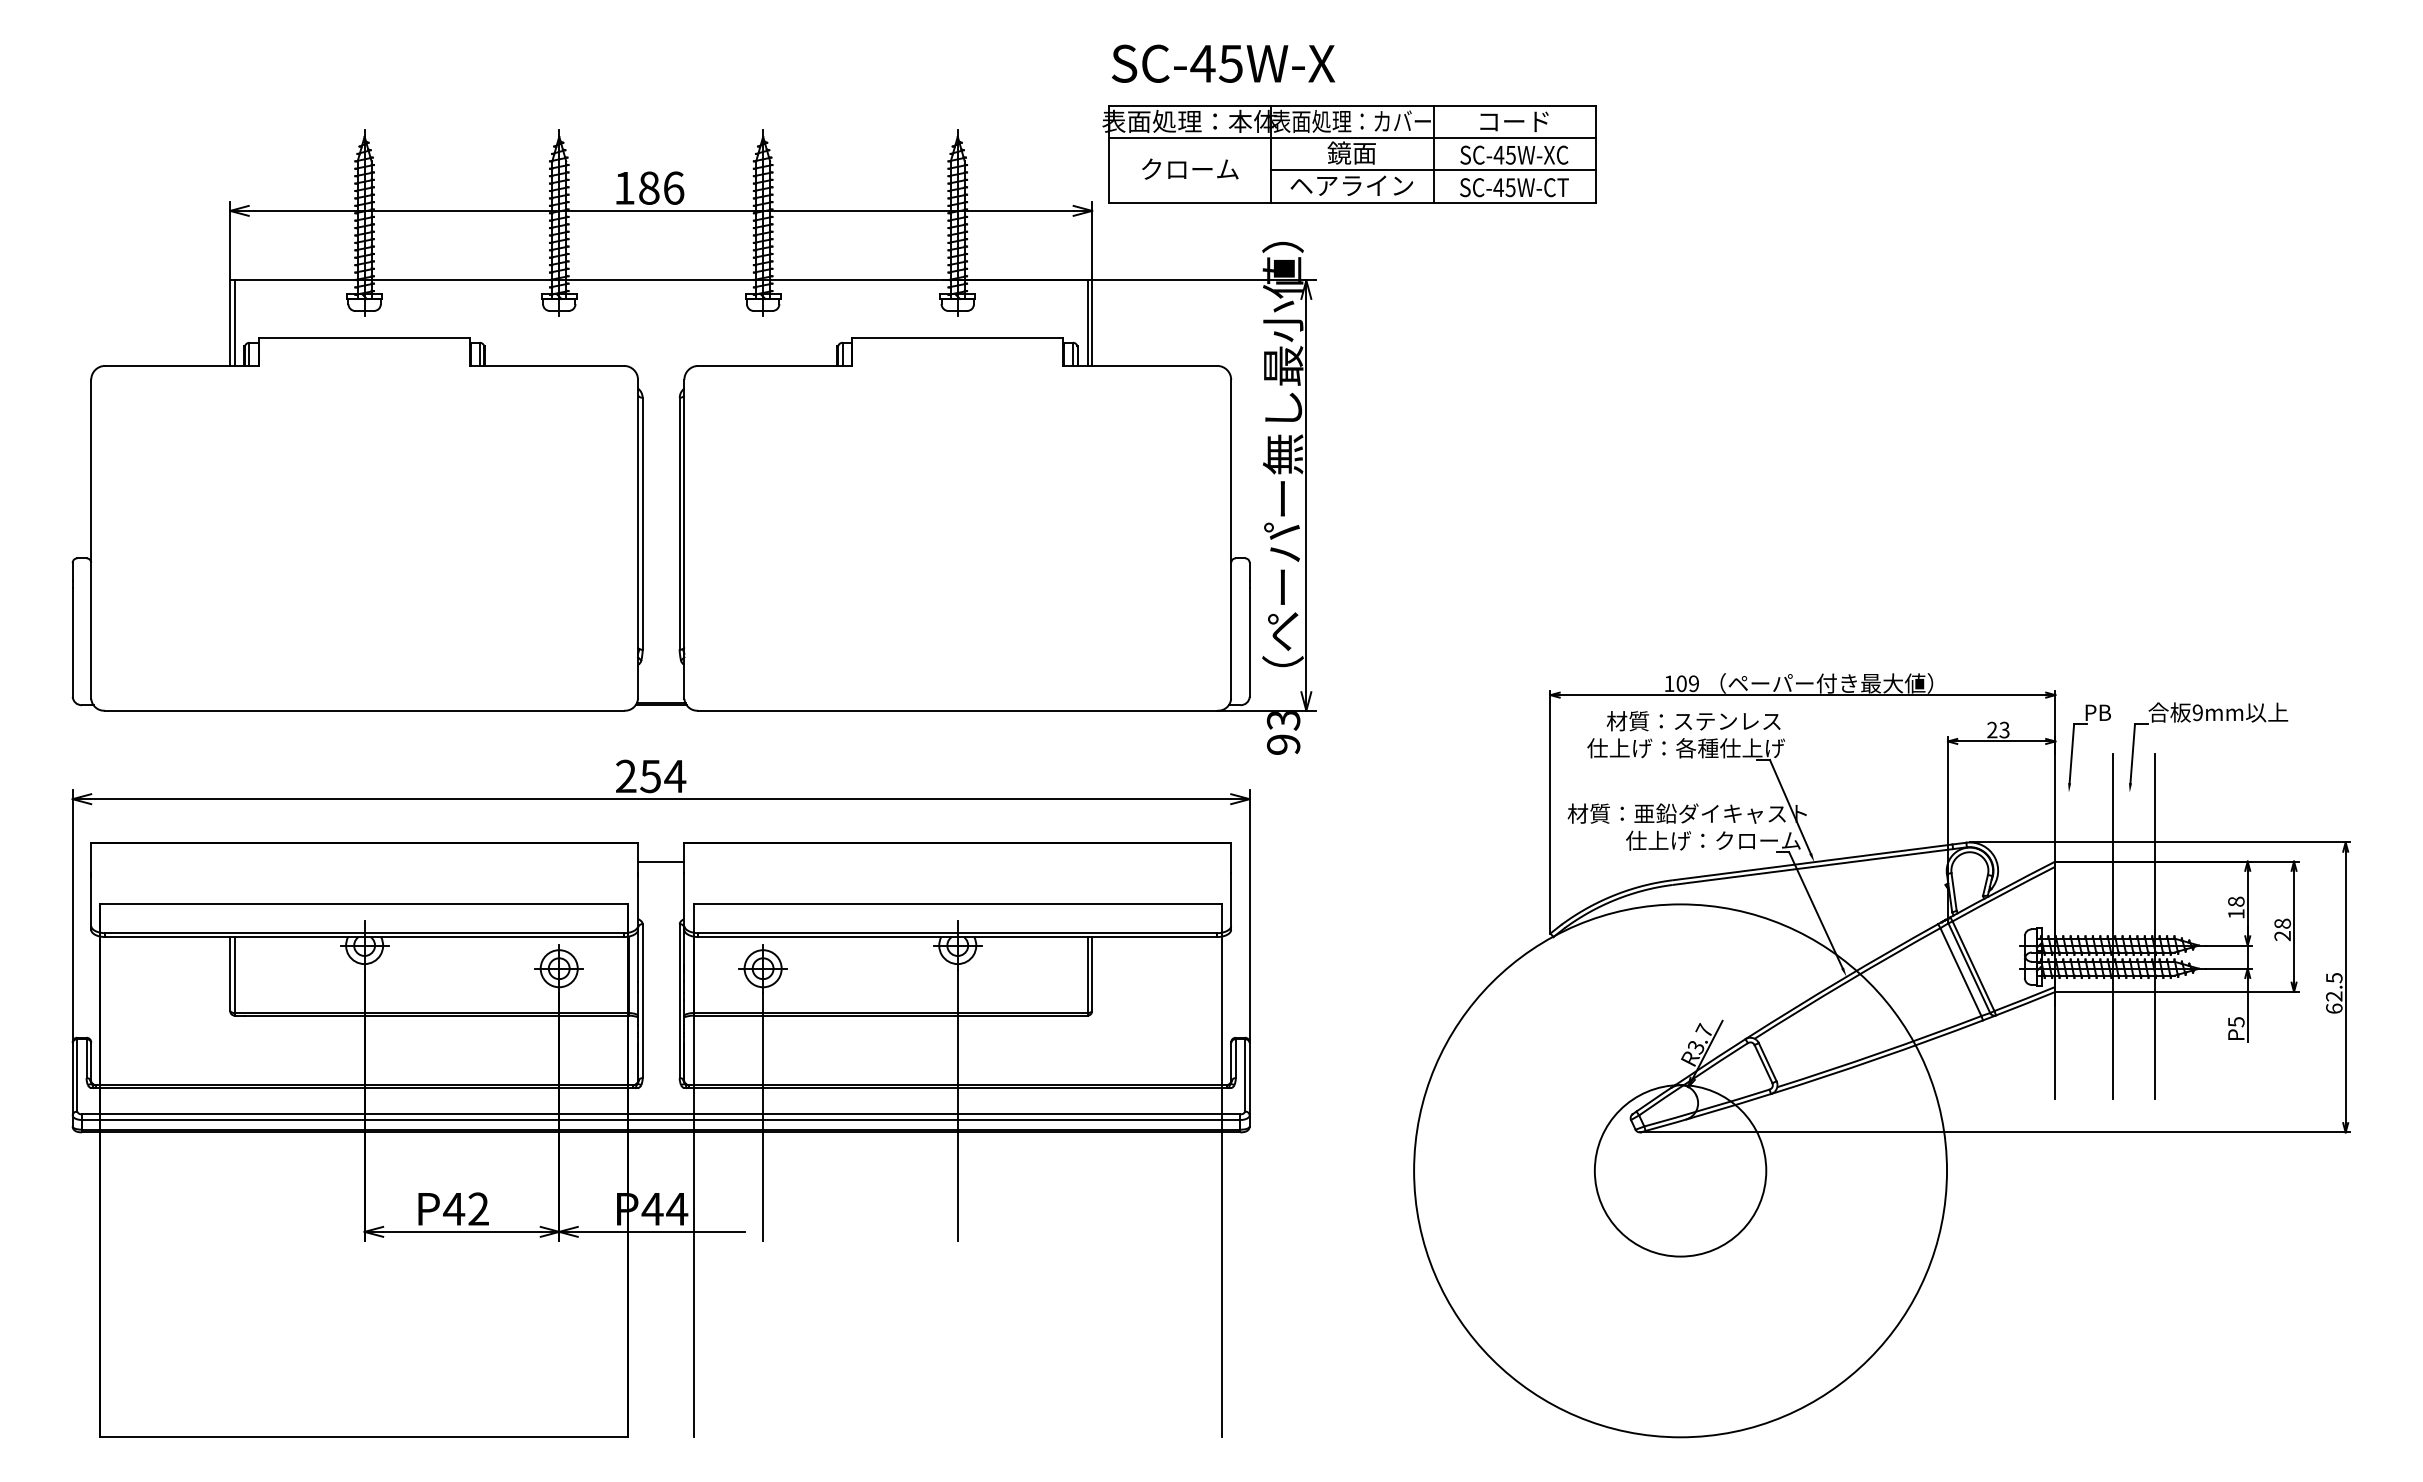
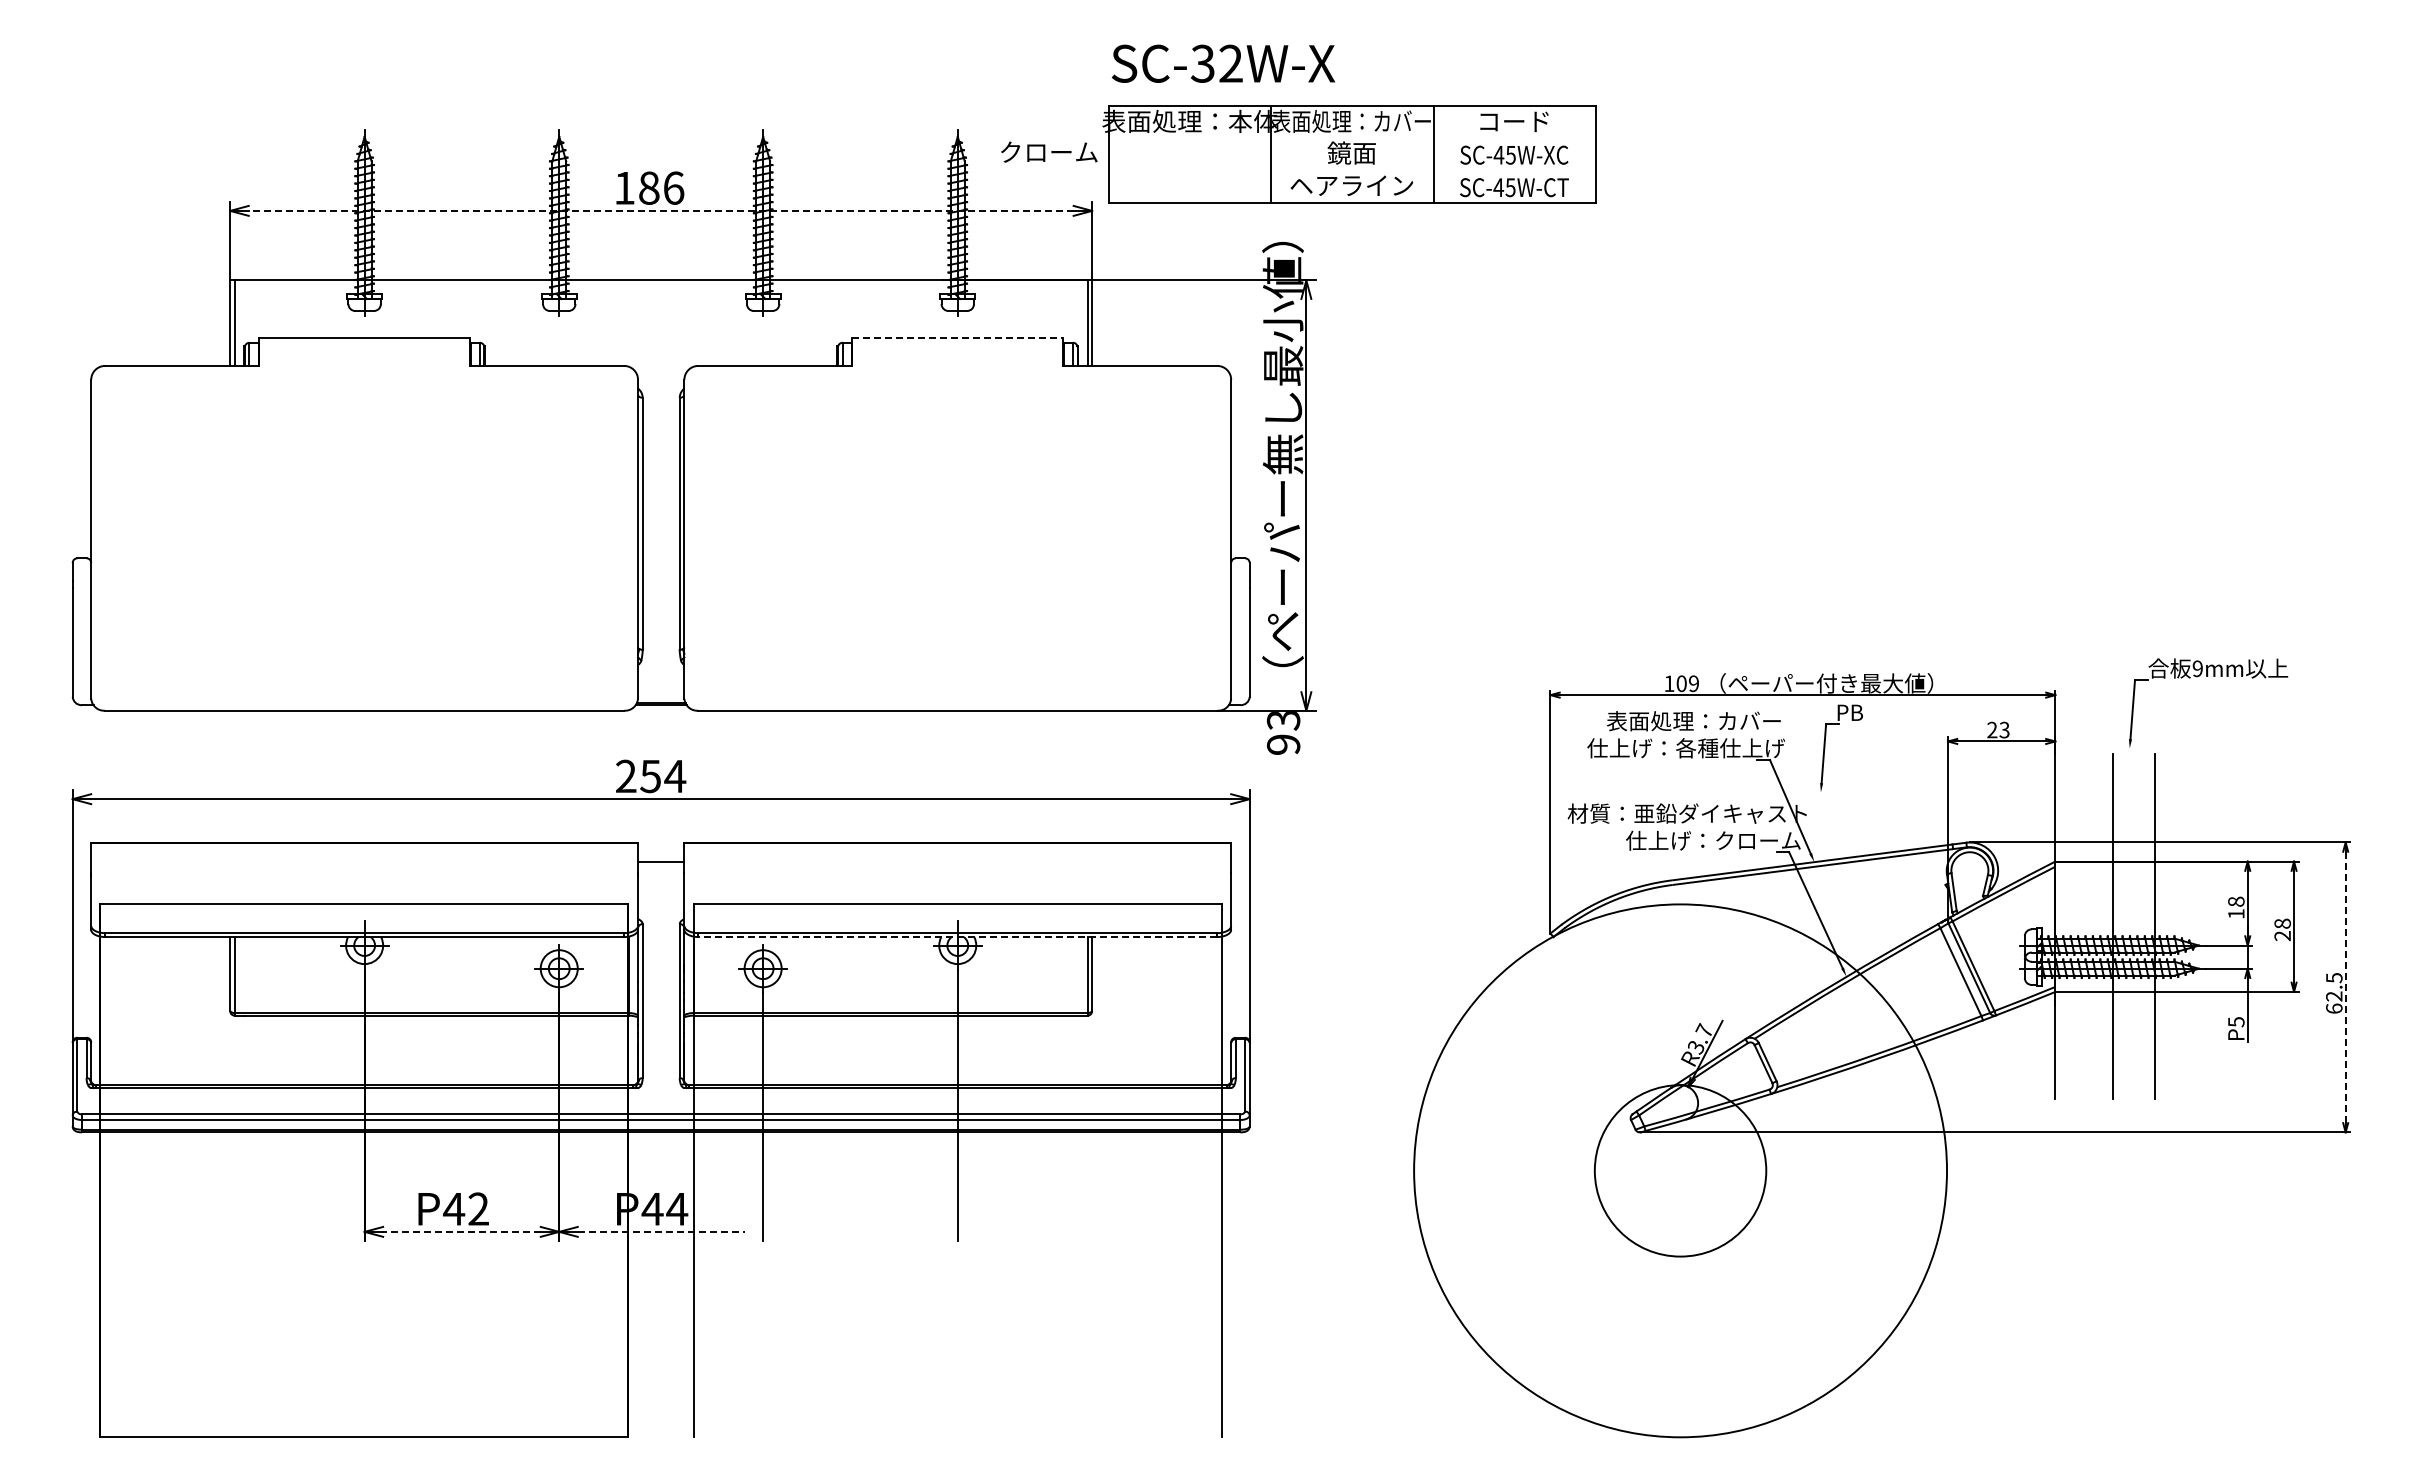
text: SC-45W-X -> SC-32W-X (1216, 63)
line: present -> none (1352, 137)
text position: (1190, 168) -> (1049, 151) (1049, 151)
line: present -> none (1433, 170)
line: solid -> dashed (660, 210)
line: solid -> dashed (958, 337)
part position: (2208, 720) -> (2208, 676) (2208, 676)
text: 材質：ステンレス -> 表面処理：カバー (1693, 721)
part position: (2073, 747) -> (1825, 747) (1825, 747)
line: solid -> dashed (957, 937)
line: solid -> dashed (2345, 987)
line: solid -> dashed (461, 1231)
line: solid -> dashed (661, 1231)
